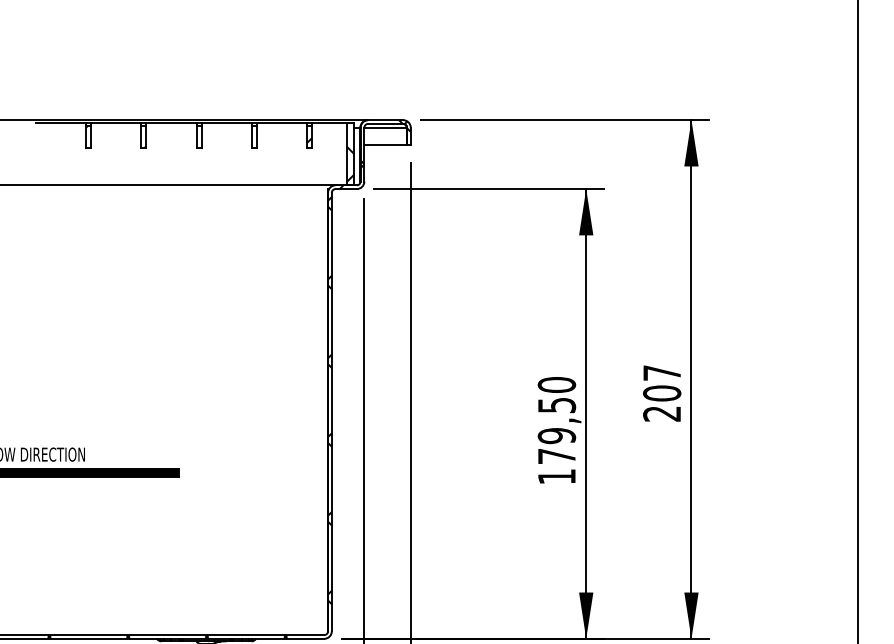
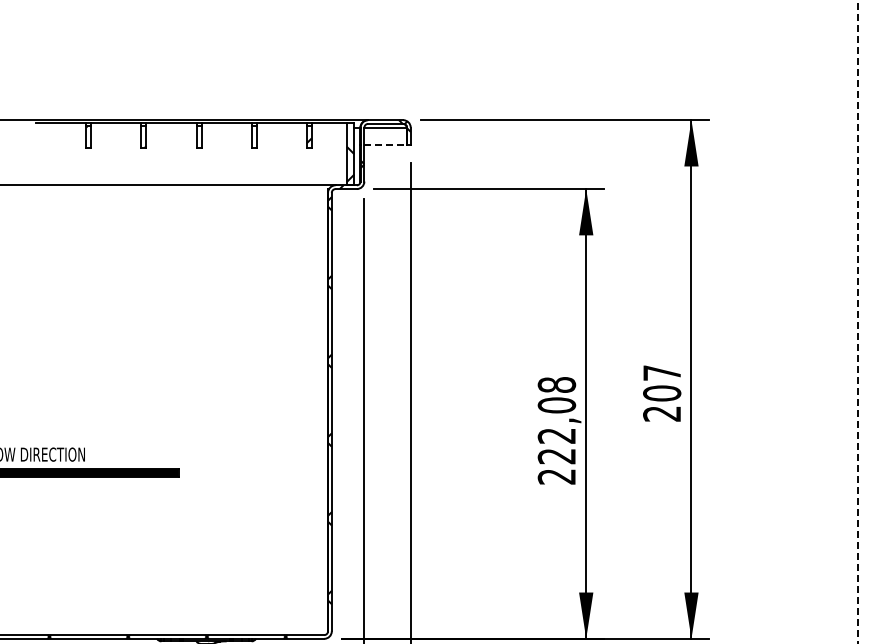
line: solid -> dashed (386, 145)
line: solid -> dashed (857, 322)
text: 179,50 -> 222,08 (556, 430)
